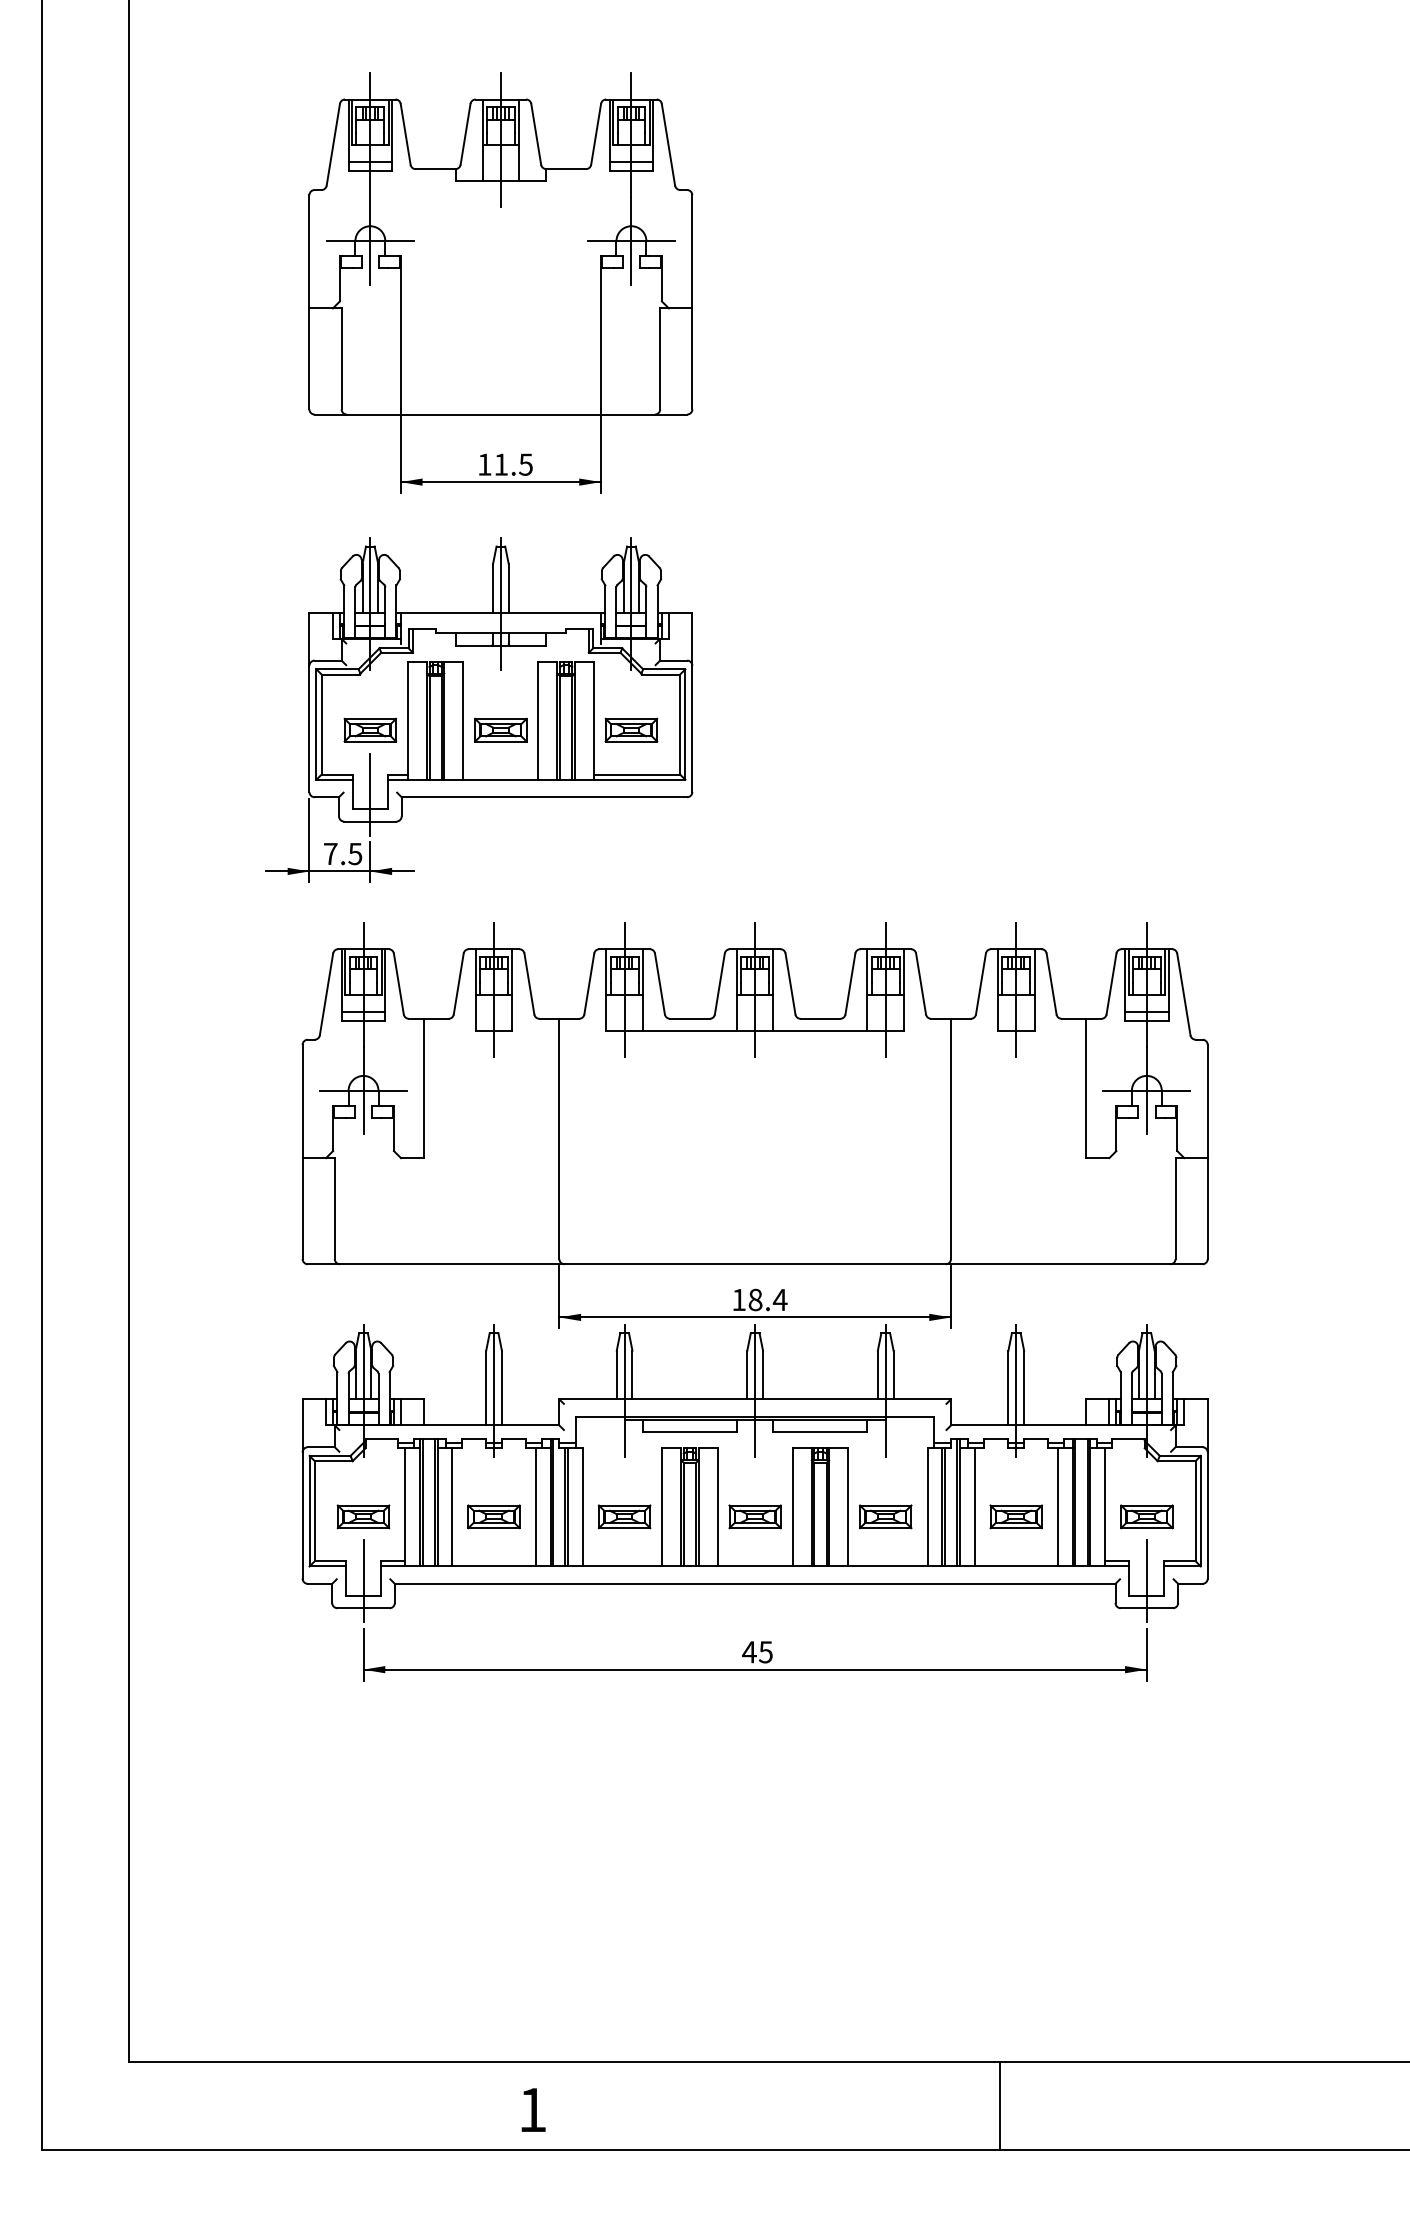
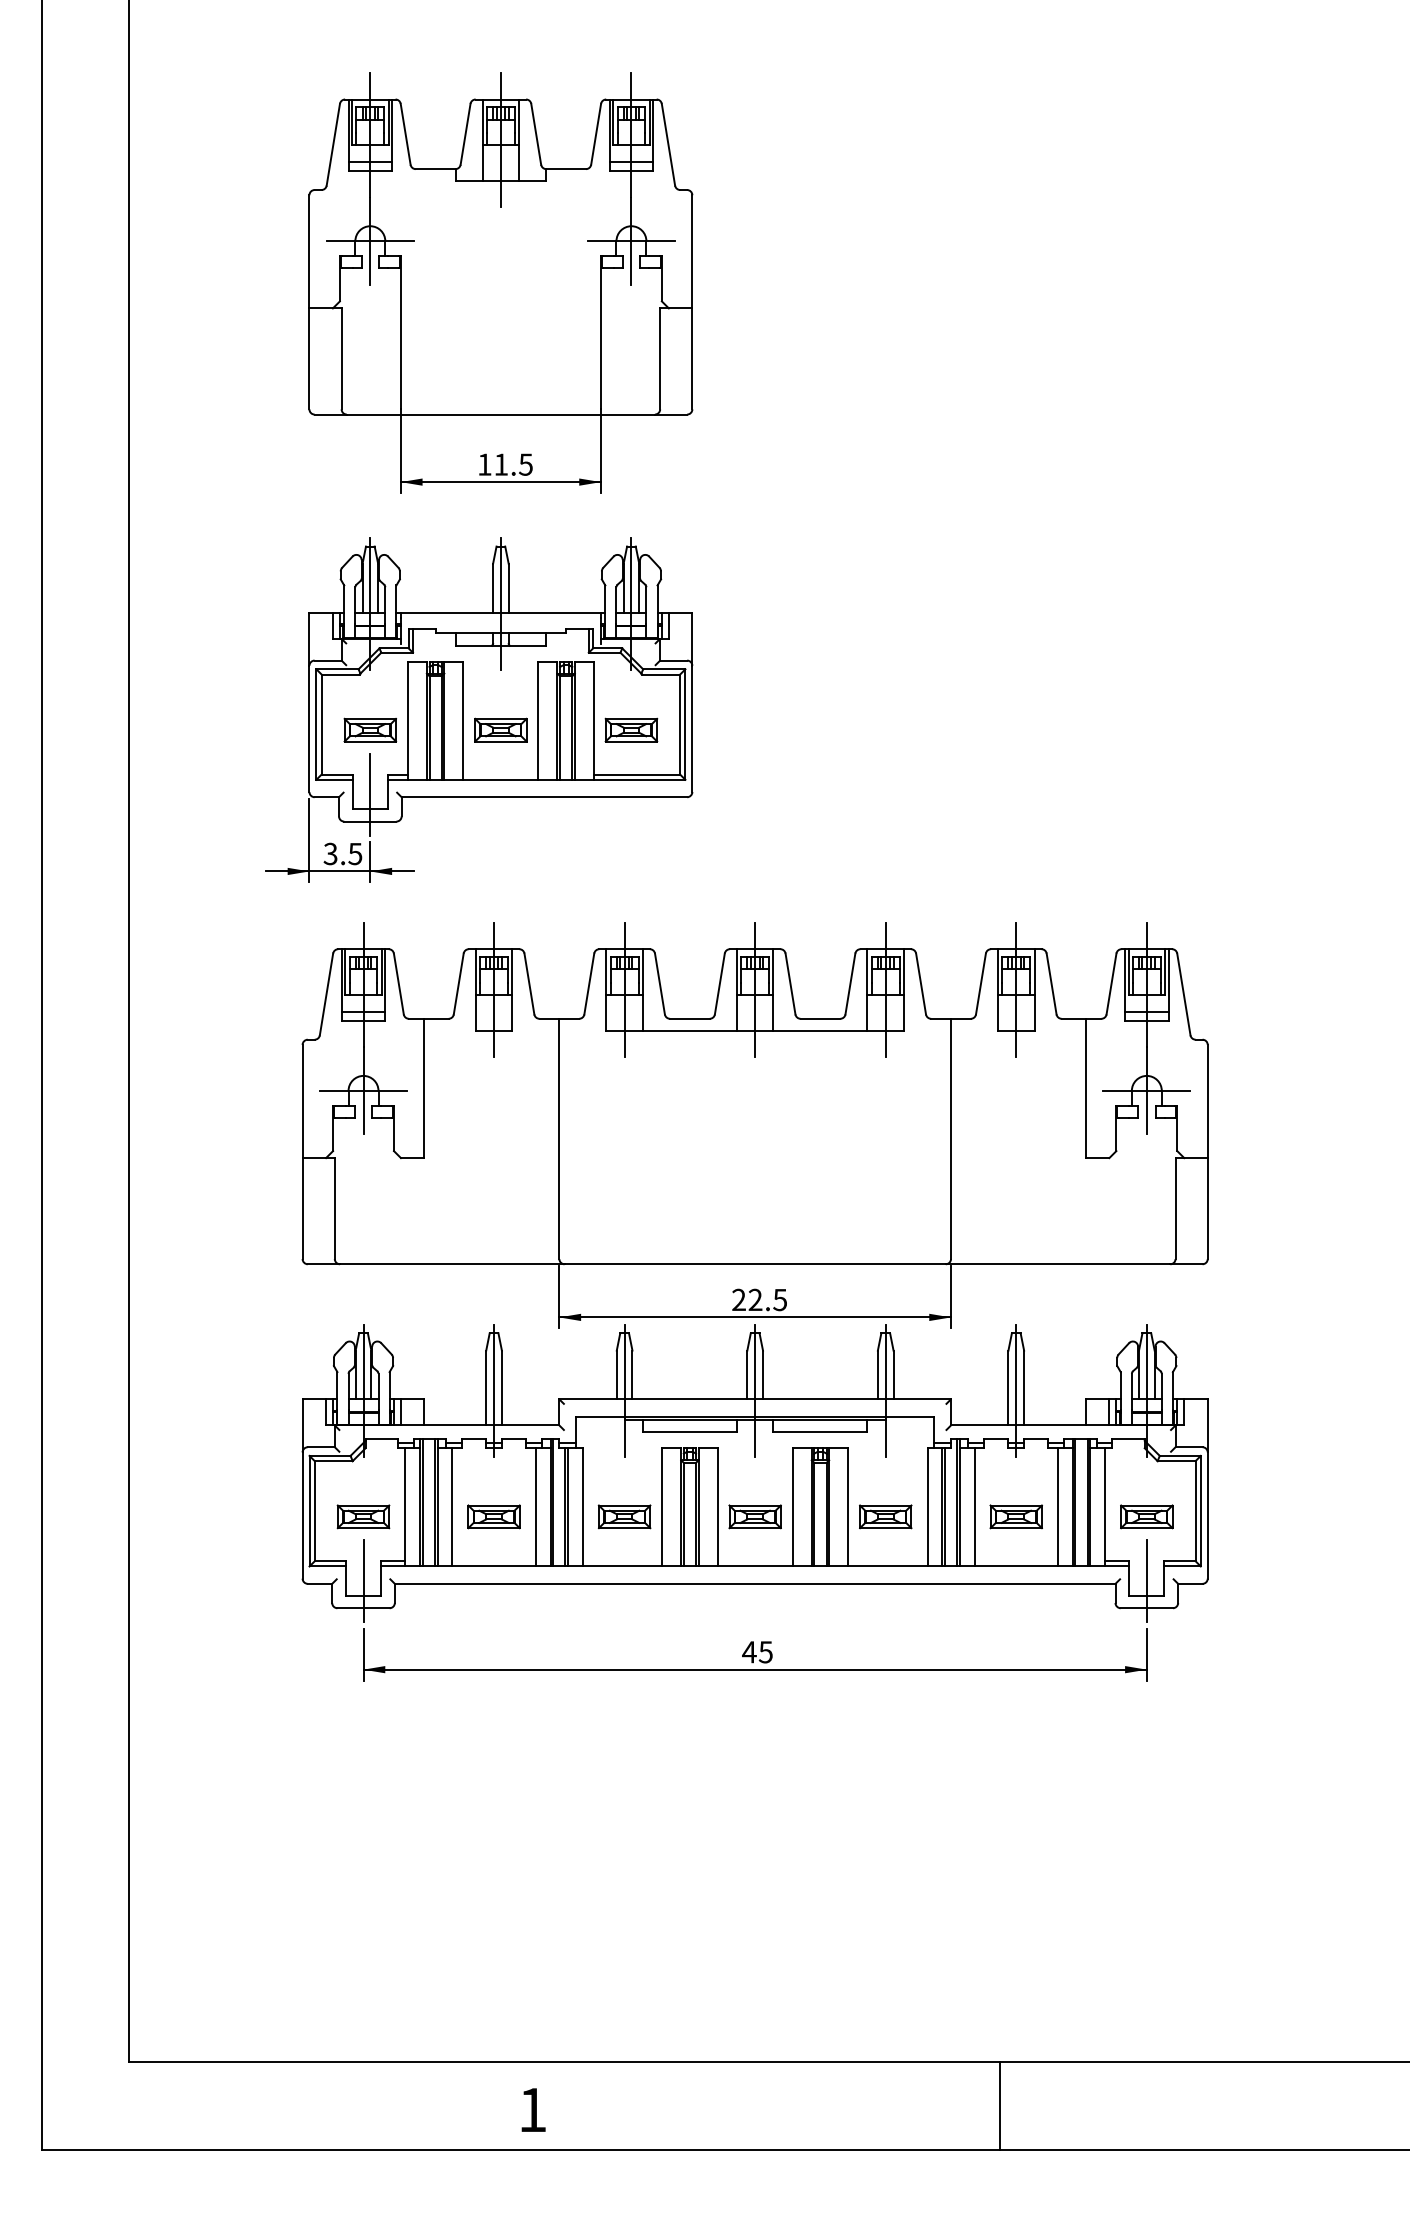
text: 7.5 -> 3.5 (330, 853)
text: 18.4 -> 22.5 (759, 1299)
